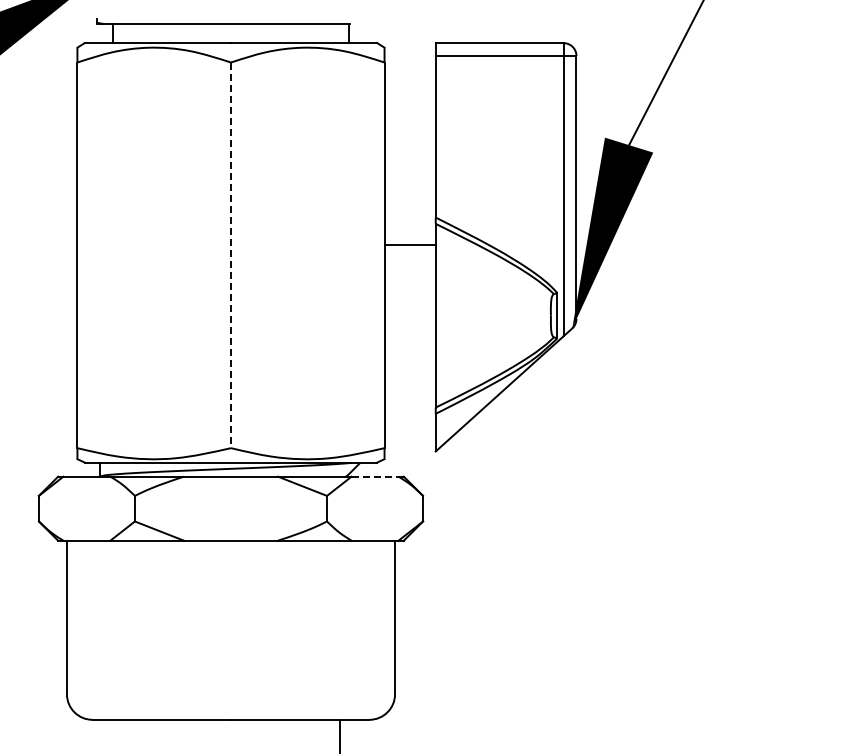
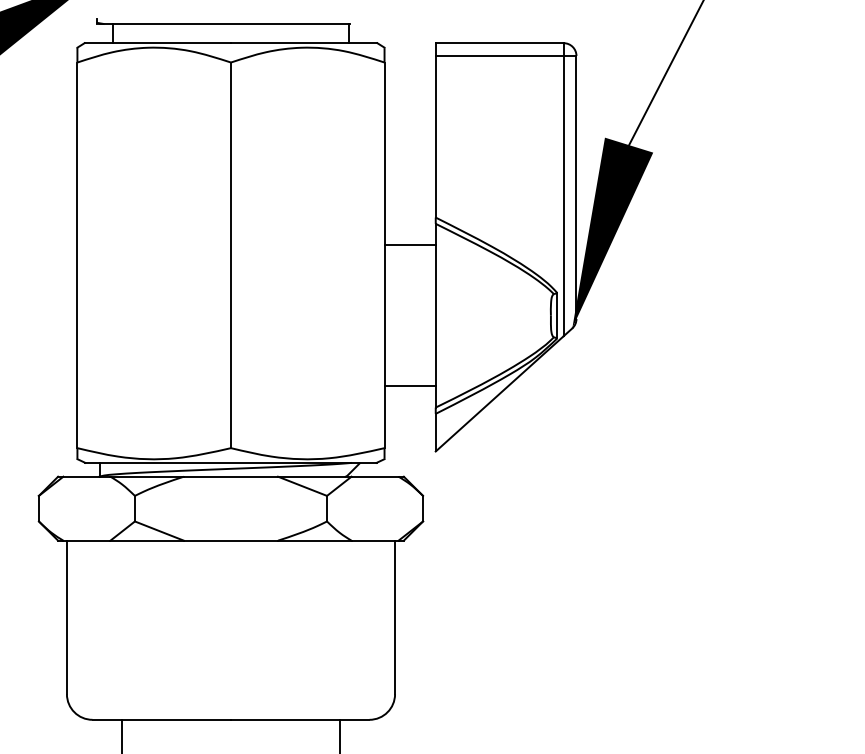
line: dashed -> solid (230, 255)
line: none -> present (409, 386)
line: dashed -> solid (375, 476)
line: none -> present (122, 734)
